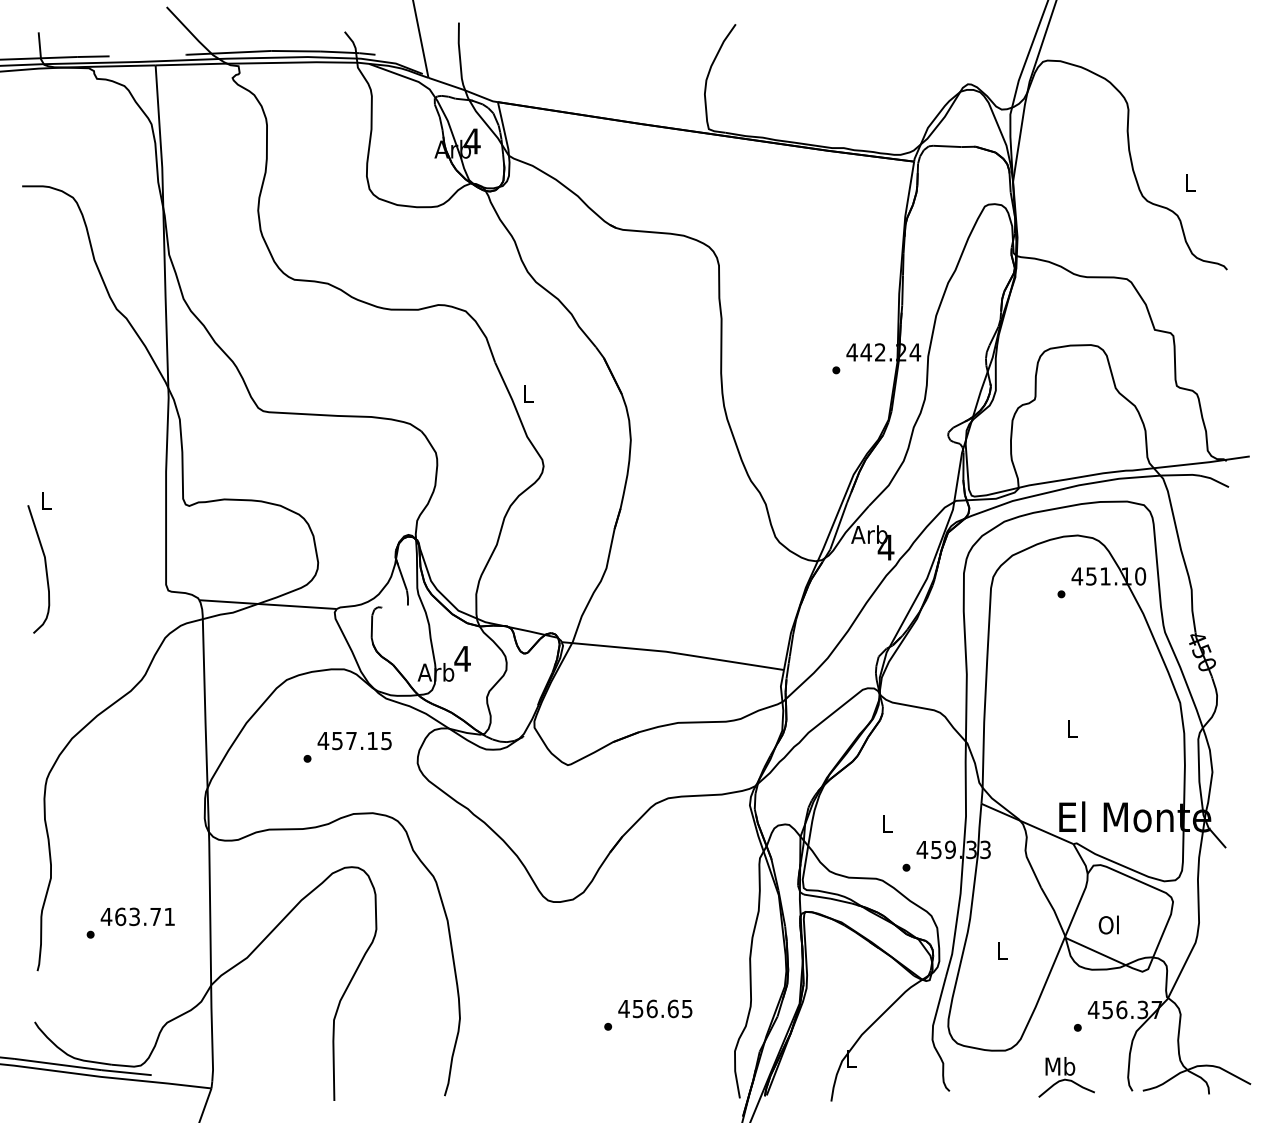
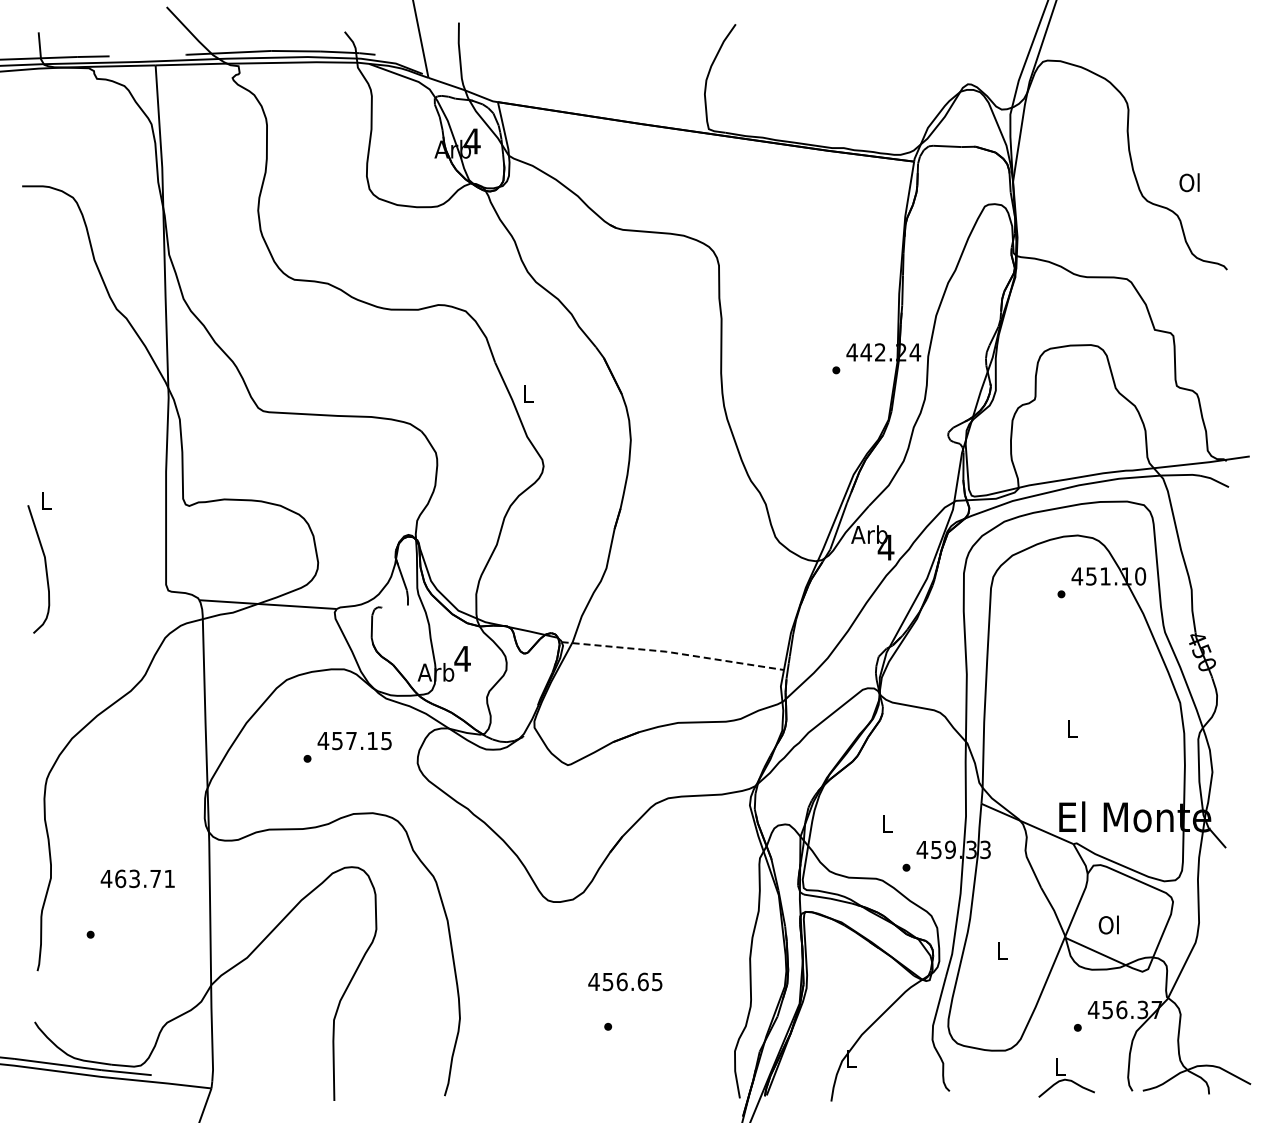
text: L -> Ol (1189, 182)
line: solid -> dashed (673, 652)
text position: (137, 916) -> (137, 878) (137, 878)
text position: (655, 1008) -> (625, 981) (625, 981)
text: Mb -> L (1060, 1066)
